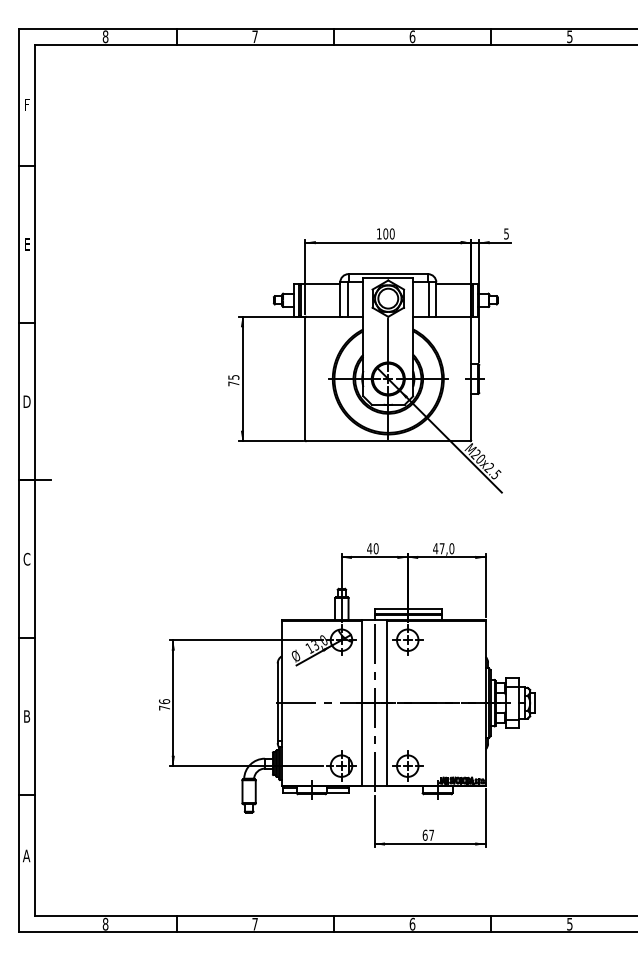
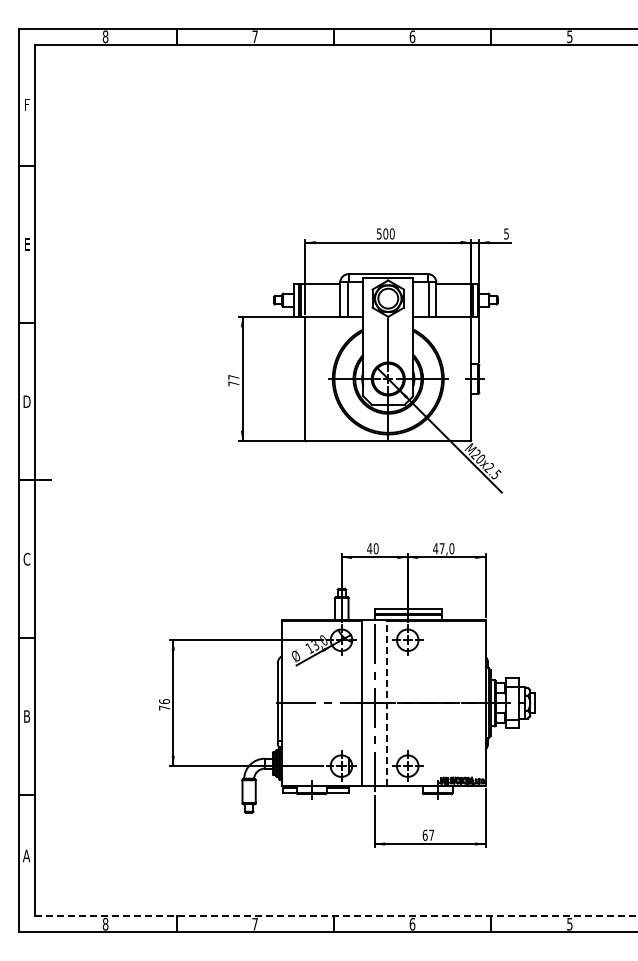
text: 100 -> 500 (378, 233)
text: 75 -> 77 (233, 377)
line: solid -> dashed (387, 702)
line: solid -> dashed (335, 916)
